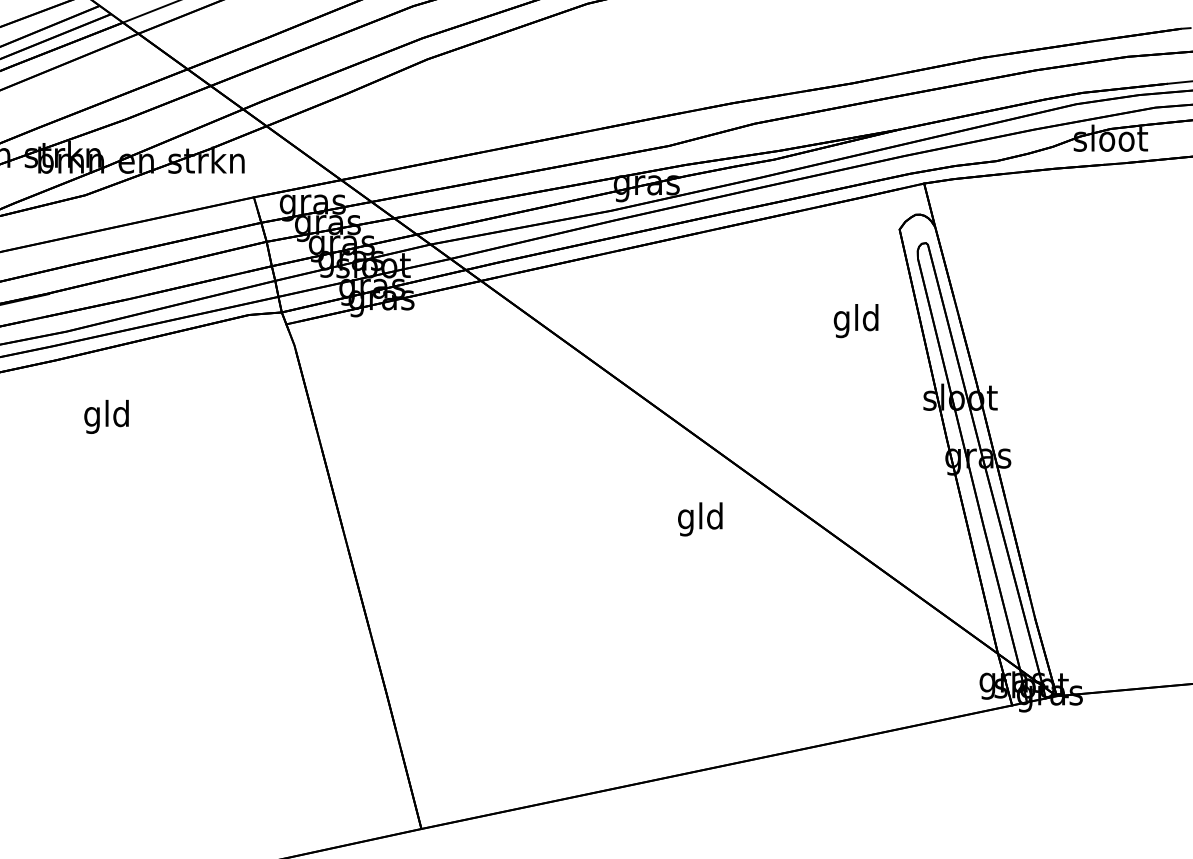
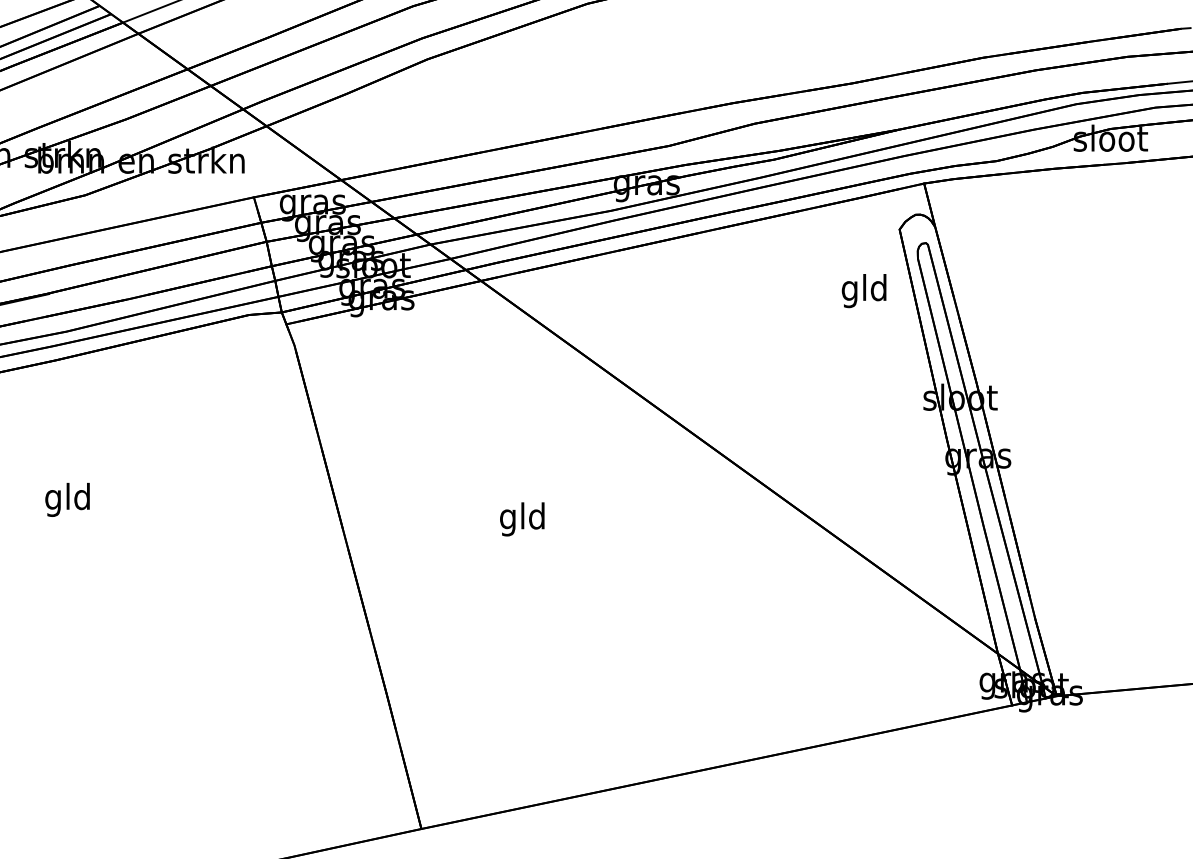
text position: (855, 321) -> (863, 291) (863, 291)
text position: (106, 416) -> (67, 499) (67, 499)
text position: (700, 519) -> (522, 519) (522, 519)
